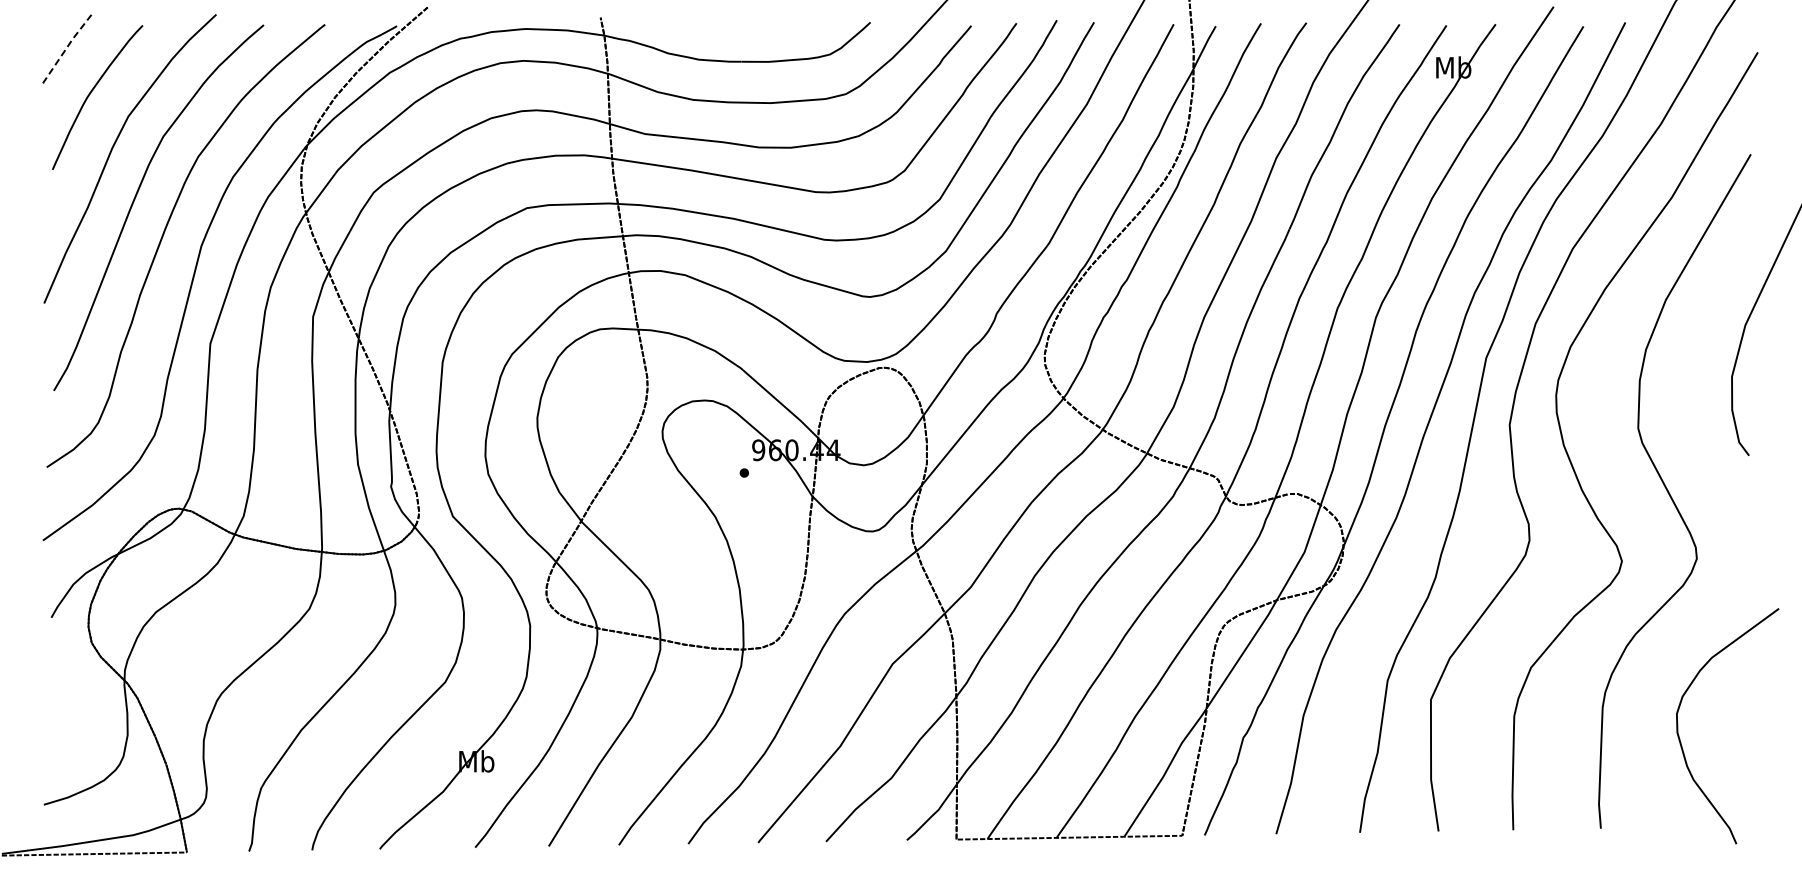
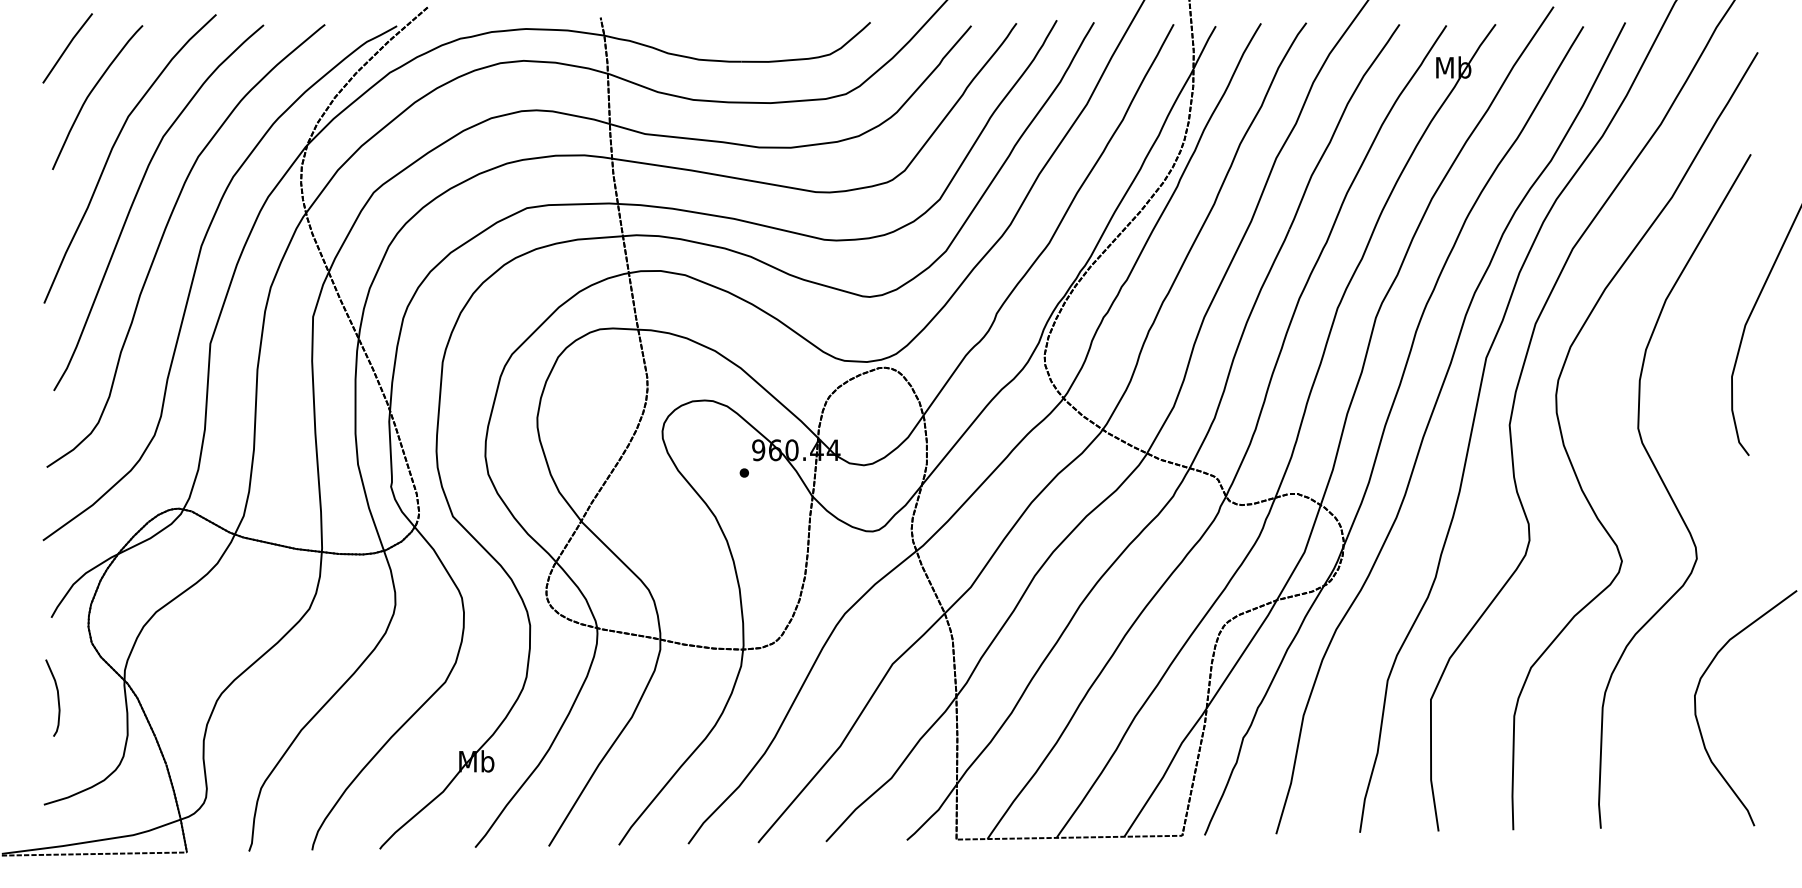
line: dashed -> solid (67, 47)
curve: none -> present (57, 697)
curve position: (1680, 738) -> (1698, 720) (1698, 720)
